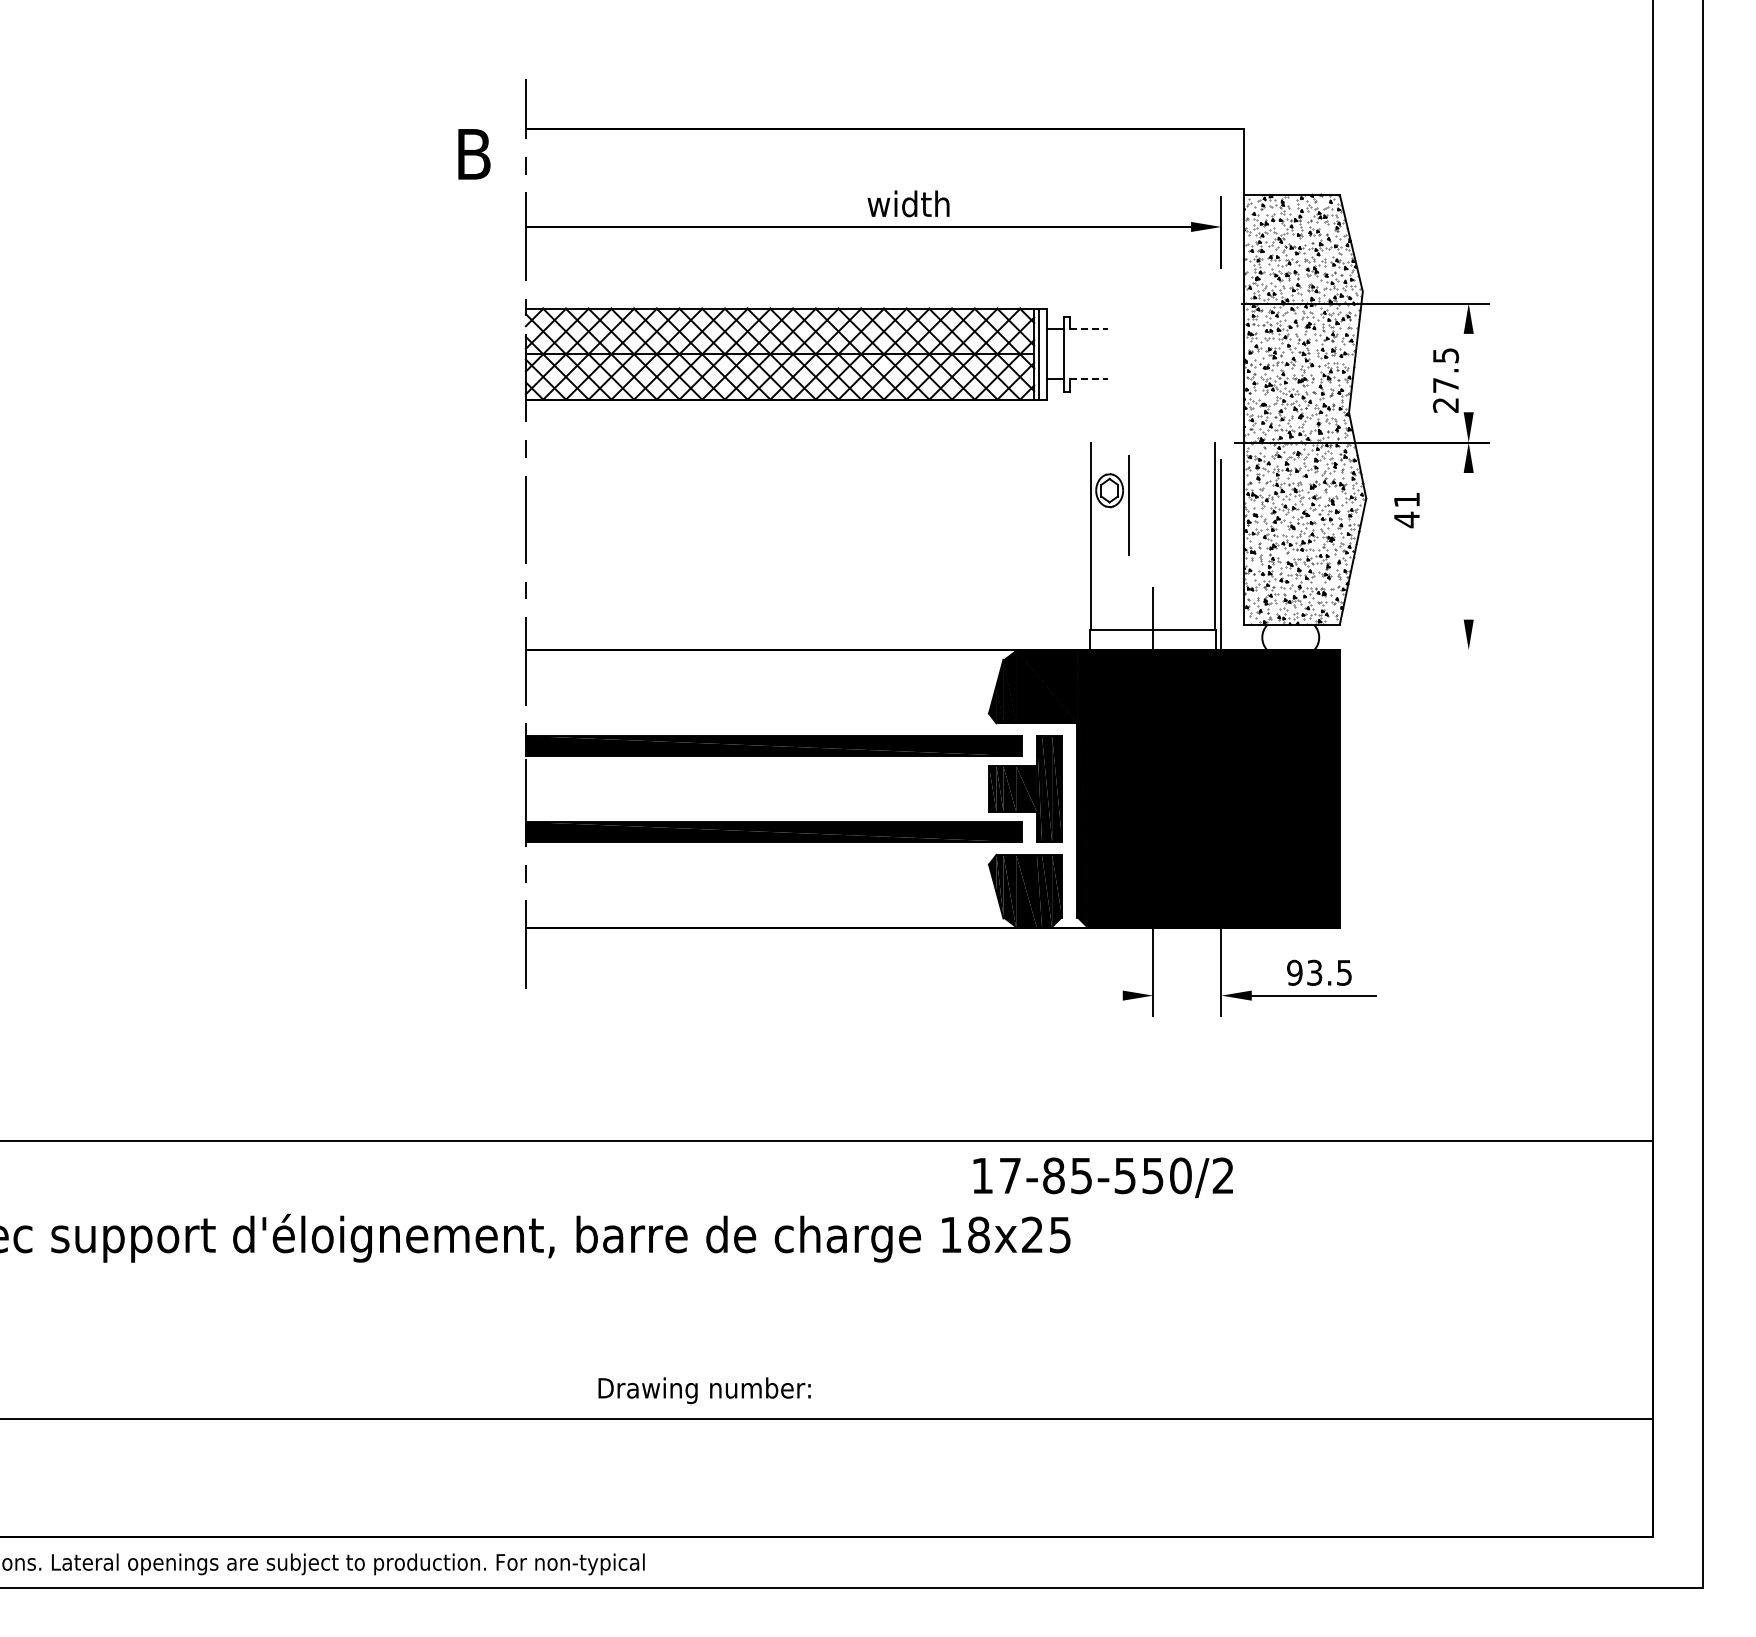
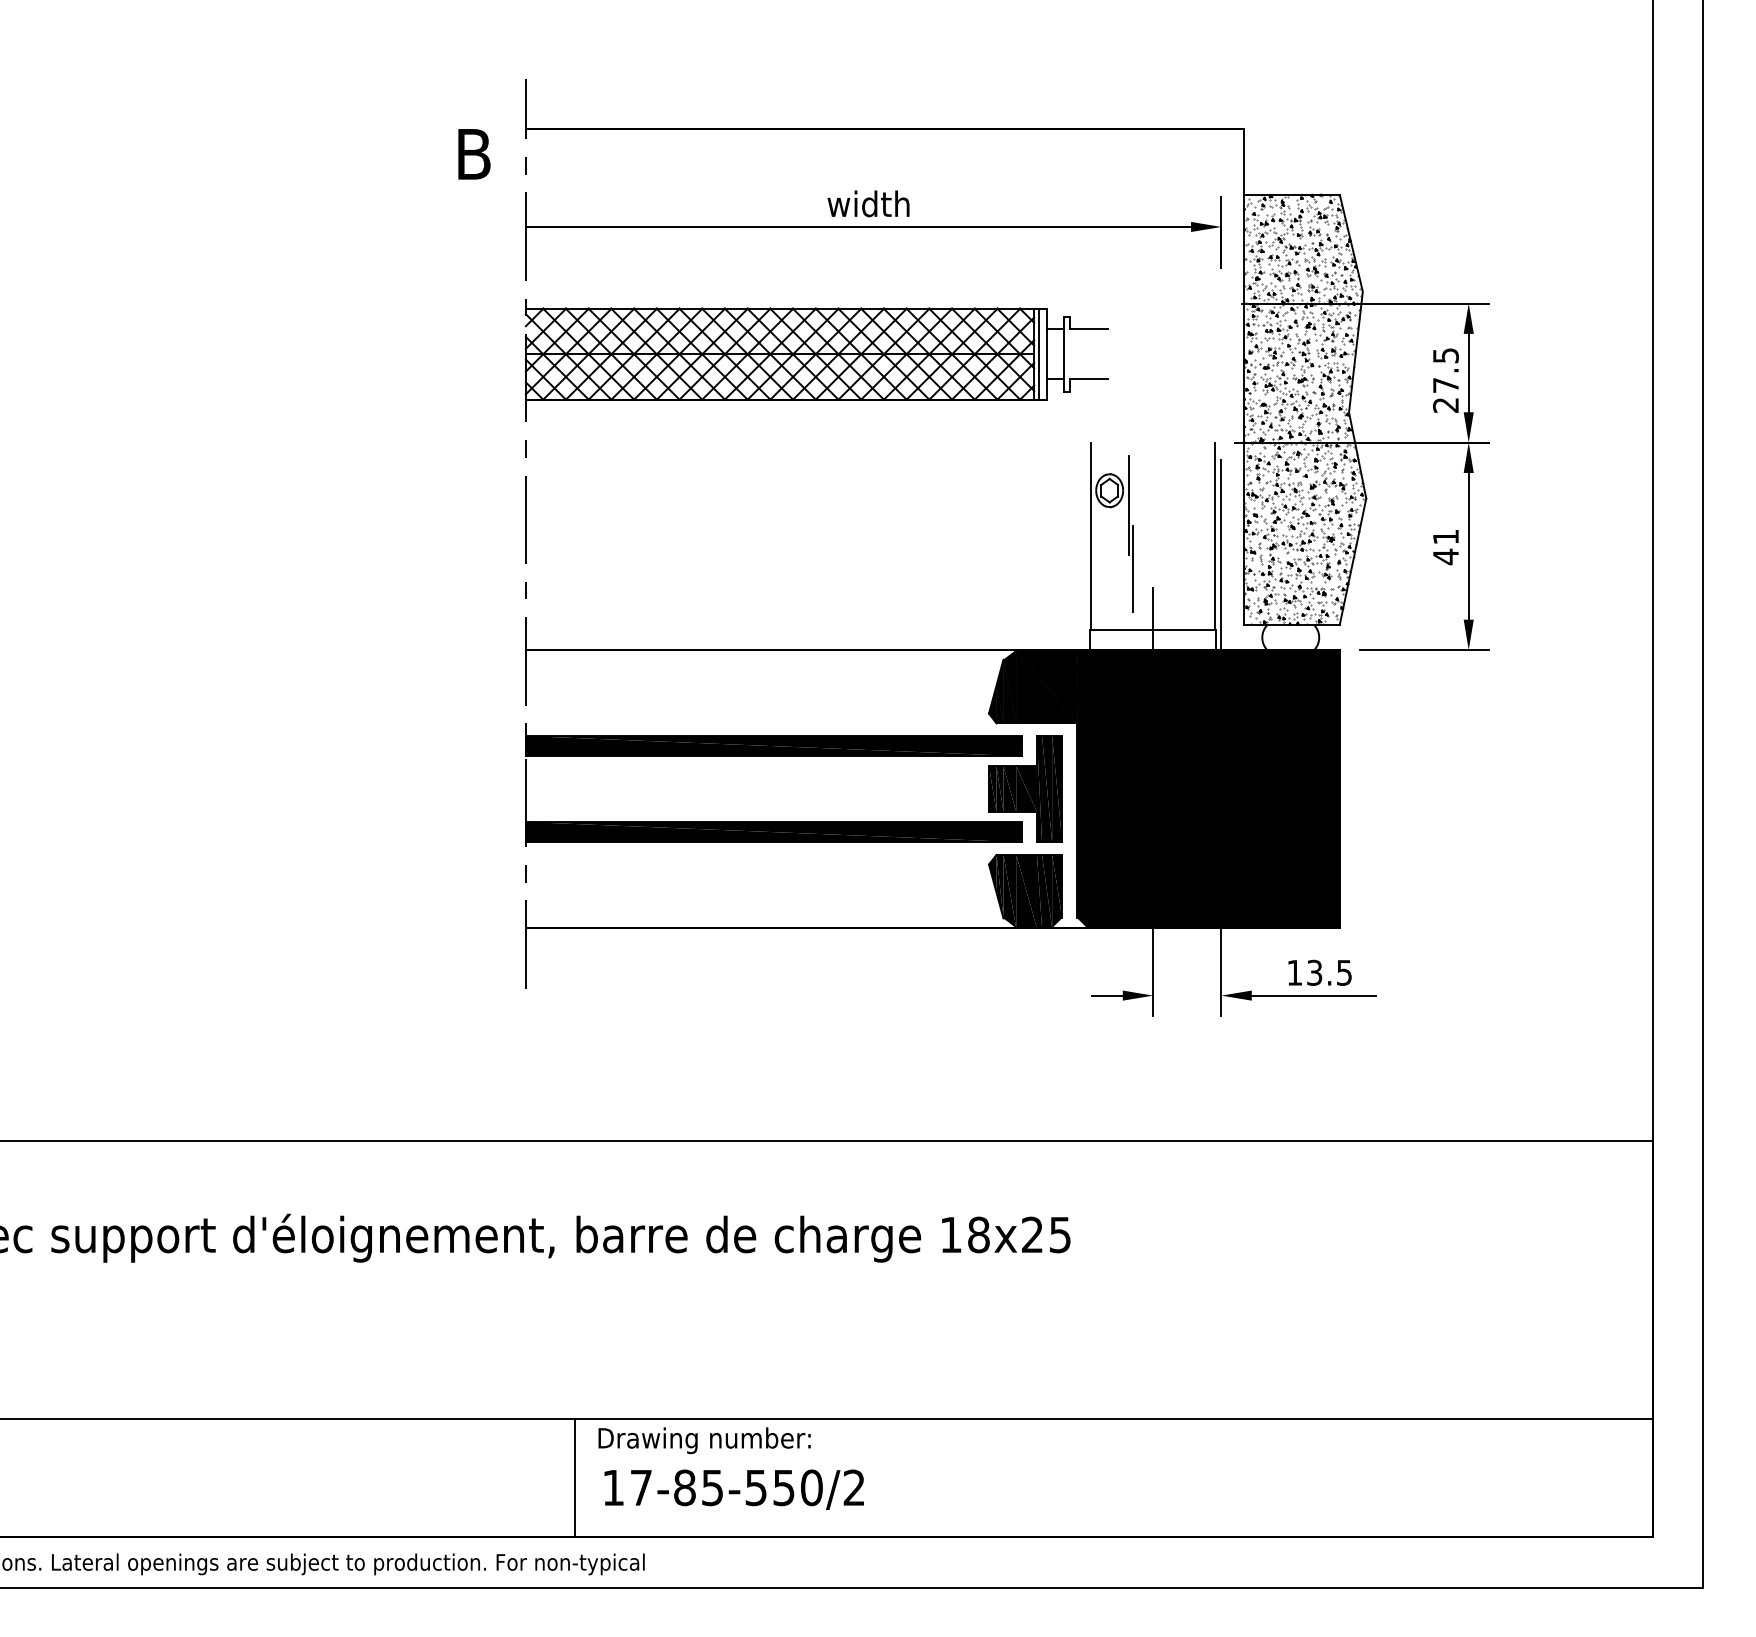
text position: (908, 203) -> (868, 203) (868, 203)
line: dashed -> solid (1089, 328)
line: none -> present (1468, 372)
line: dashed -> solid (1089, 379)
text position: (1406, 510) -> (1445, 547) (1445, 547)
line: none -> present (1468, 545)
line: none -> present (1133, 568)
line: none -> present (1424, 650)
text: 93.5 -> 13.5 (1294, 972)
line: none -> present (1107, 995)
text position: (1102, 1177) -> (733, 1489) (733, 1489)
text position: (704, 1390) -> (704, 1440) (704, 1440)
line: none -> present (574, 1477)
